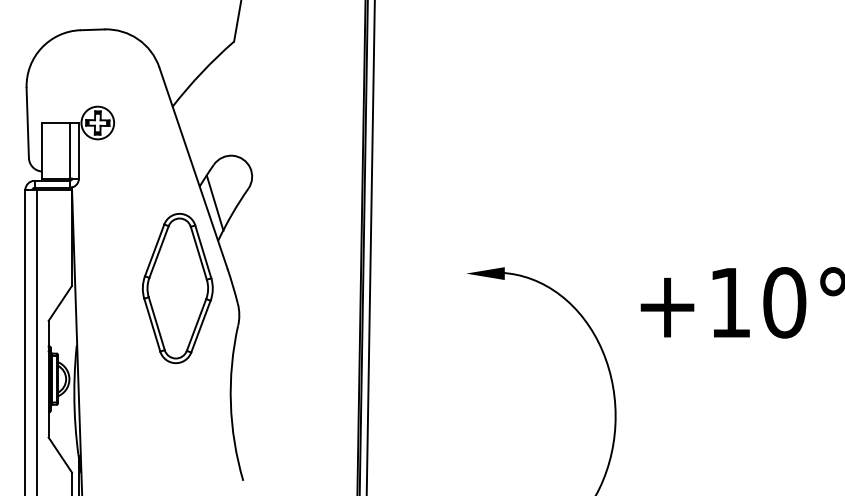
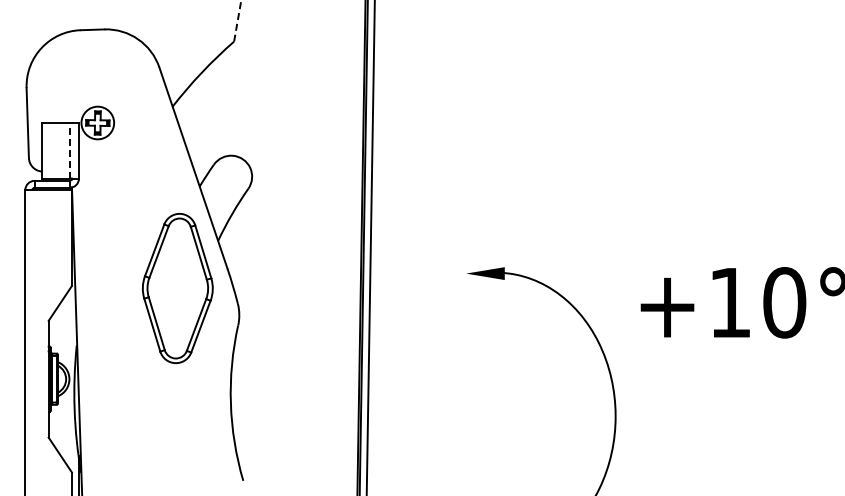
line: solid -> dashed (237, 20)
line: solid -> dashed (69, 150)
line: present -> none (214, 202)
line: present -> none (37, 341)
